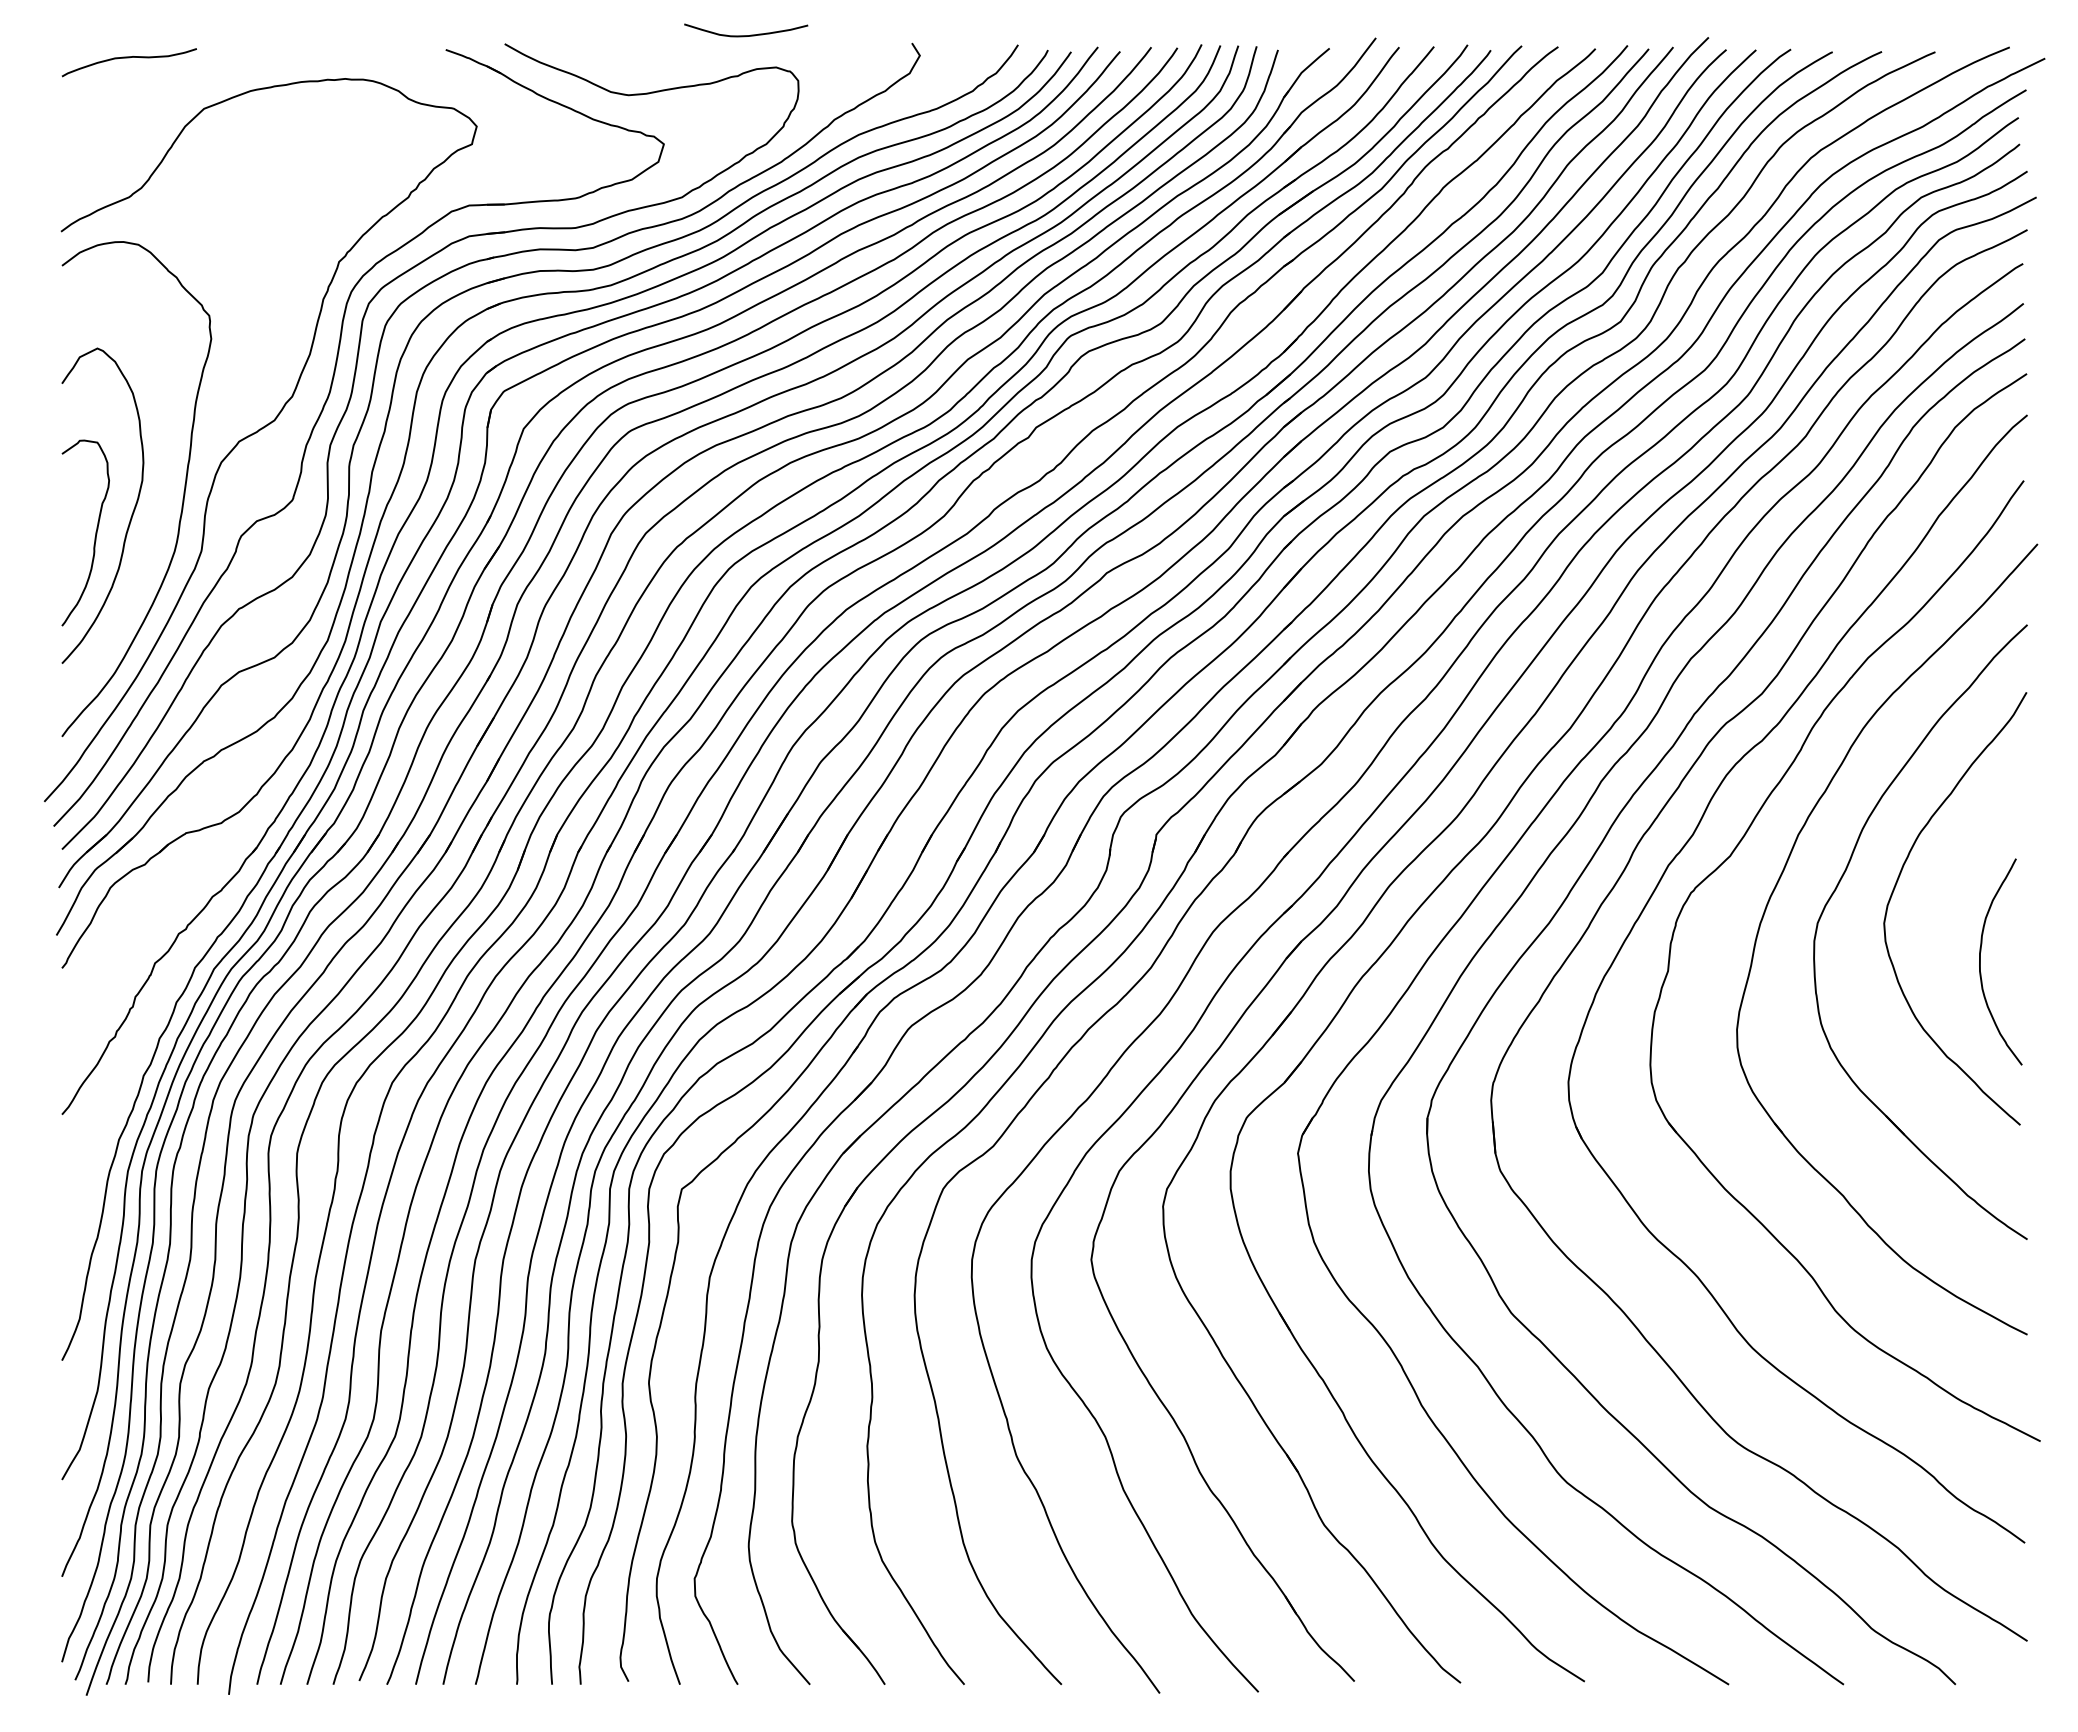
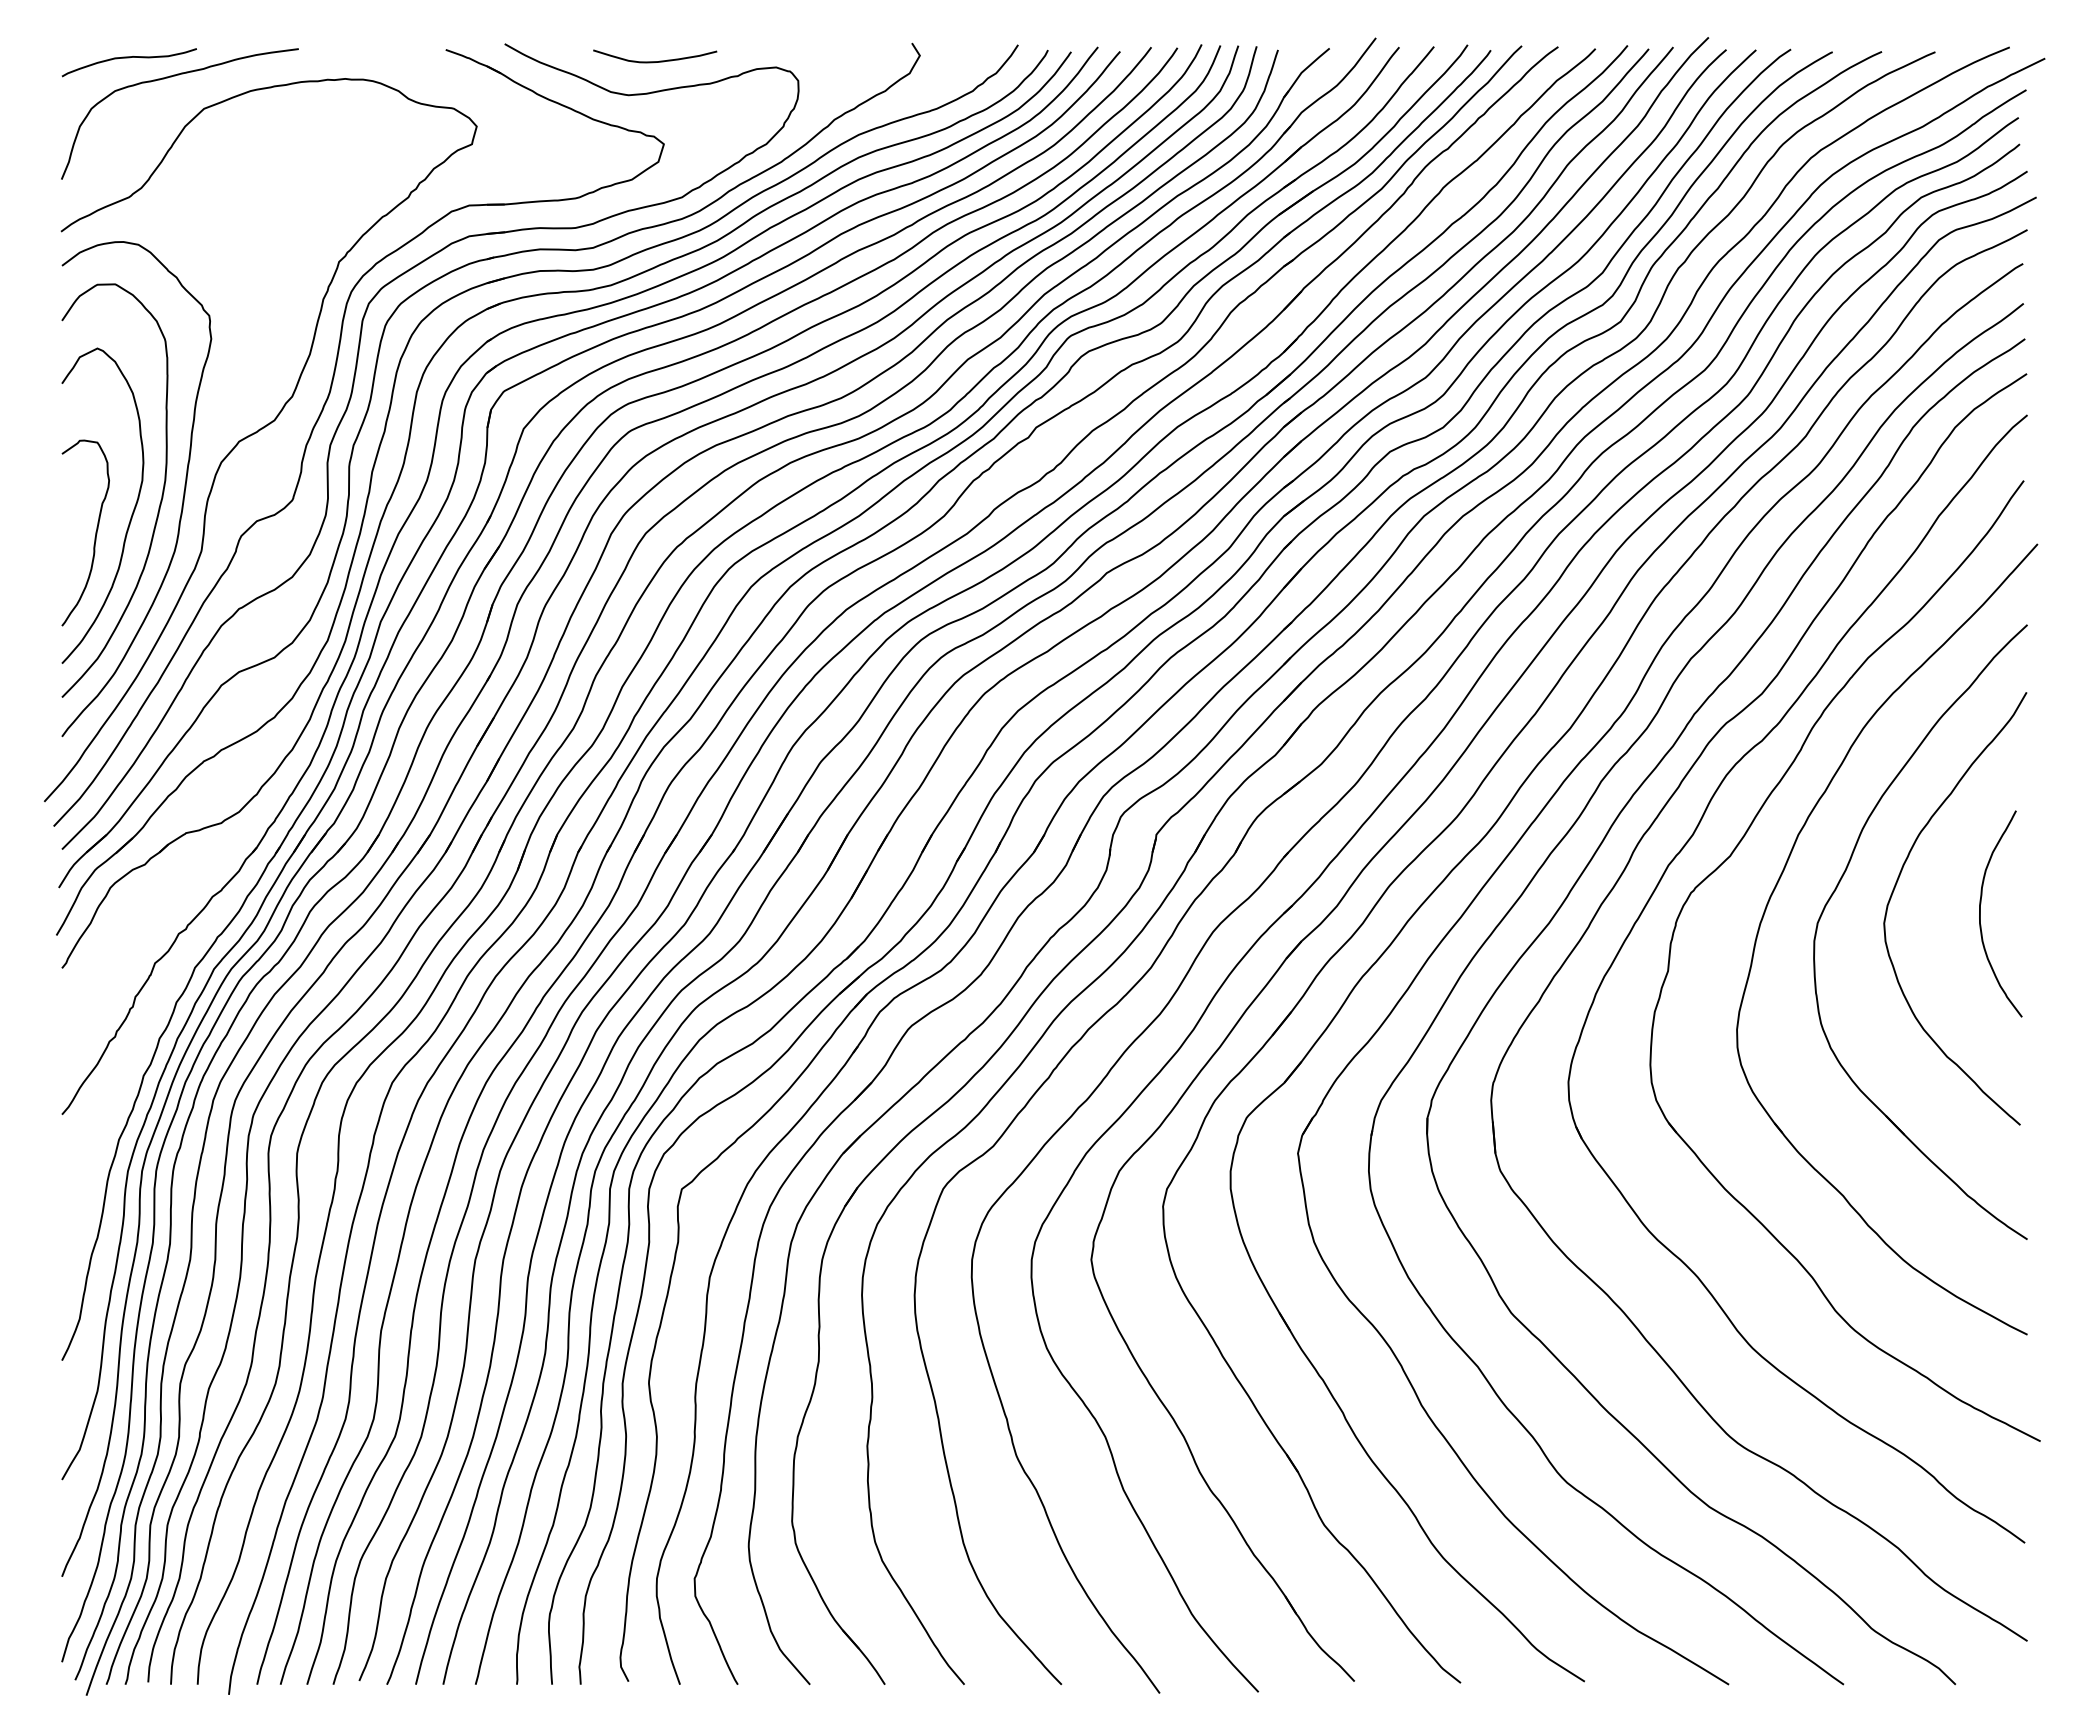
curve position: (746, 35) -> (655, 61) (655, 61)
curve: none -> present (171, 77)
curve: none -> present (159, 503)
curve position: (1980, 961) -> (1980, 913) (1980, 913)
